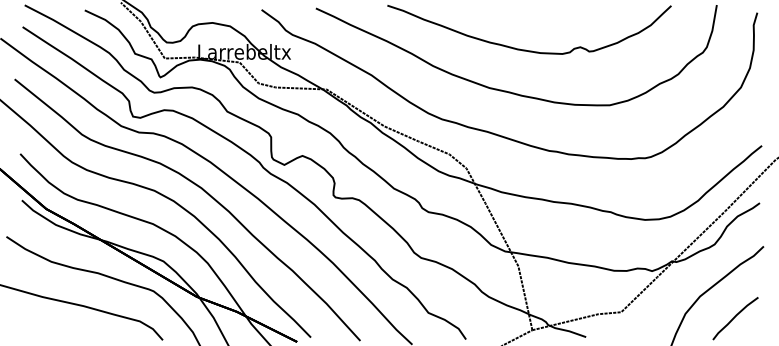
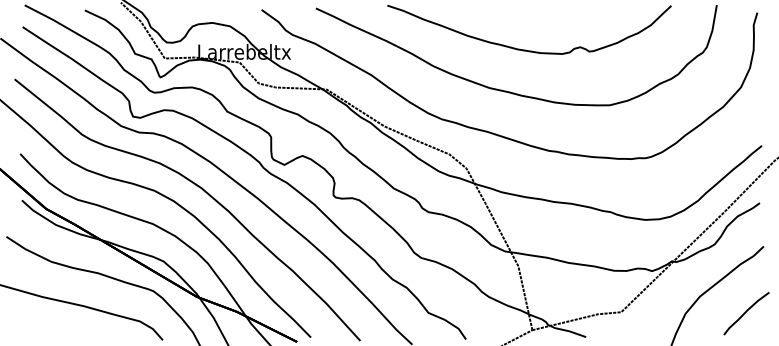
curve position: (735, 317) -> (746, 312) (746, 312)
